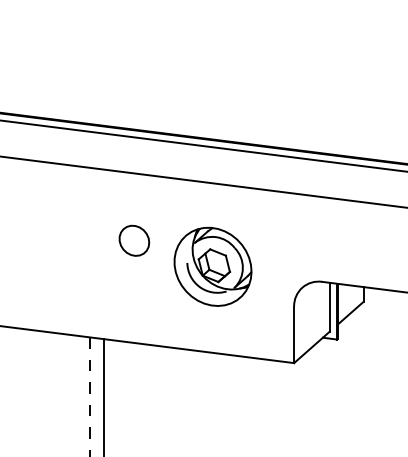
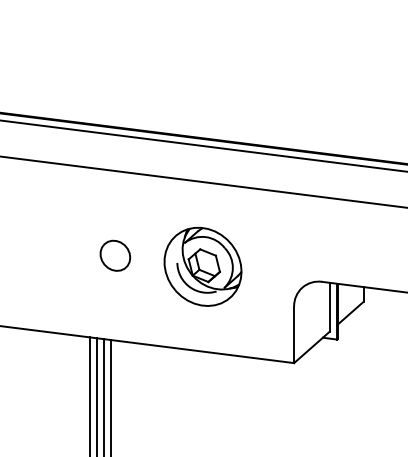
part position: (134, 240) -> (115, 255) (115, 255)
part position: (212, 266) -> (202, 266) (202, 266)
line: none -> present (97, 395)
line: none -> present (111, 396)
line: dashed -> solid (90, 397)
